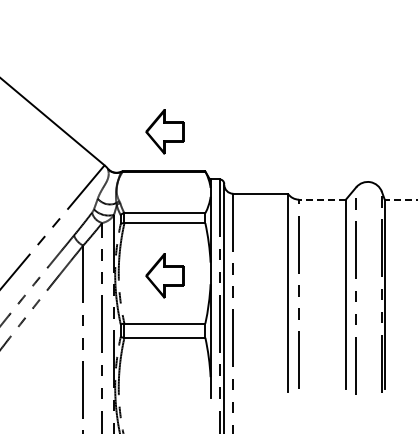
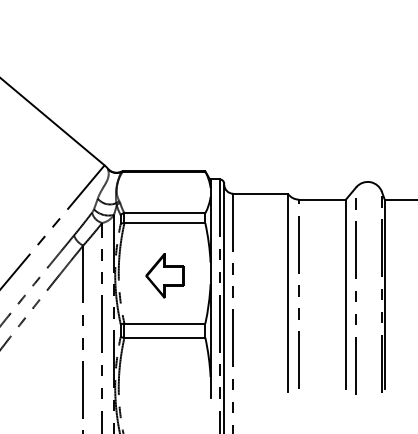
part: present -> none (164, 131)
line: dashed -> solid (322, 199)
line: dashed -> solid (400, 199)
